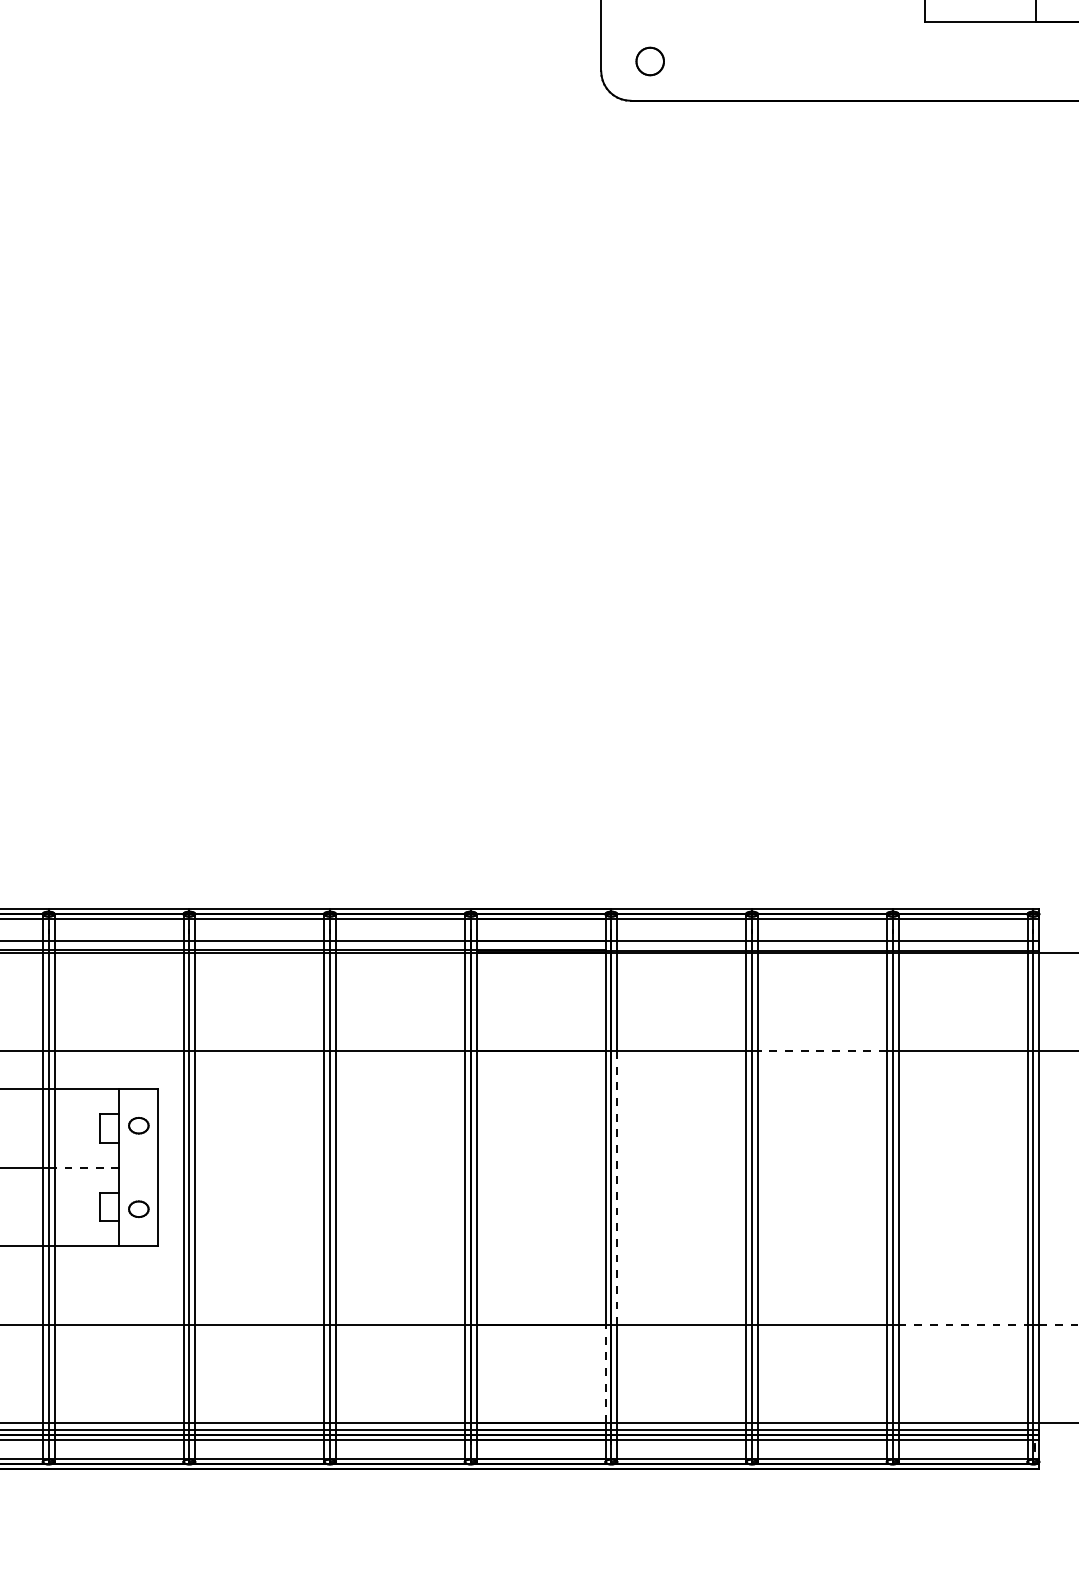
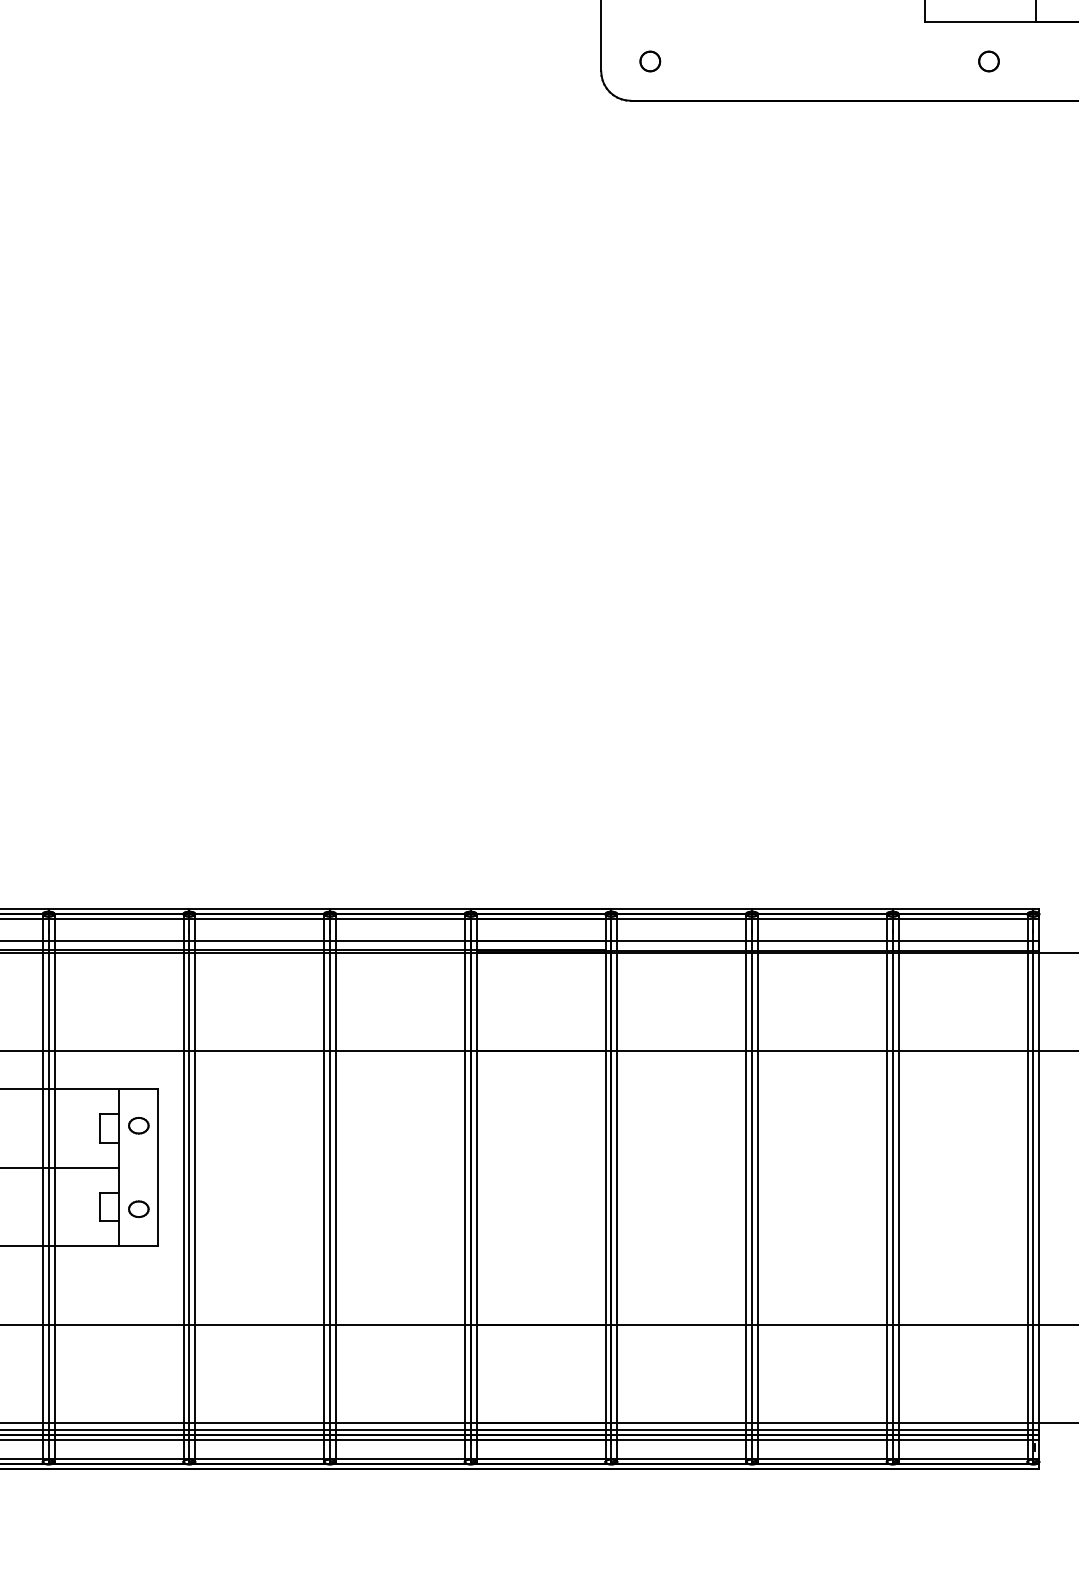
part size: 30x31 px -> 23x23 px (650, 61)
part: none -> present (988, 61)
line: dashed -> solid (821, 1051)
line: dashed -> solid (86, 1167)
line: dashed -> solid (617, 1188)
line: dashed -> solid (963, 1325)
line: dashed -> solid (1059, 1325)
line: dashed -> solid (605, 1373)
